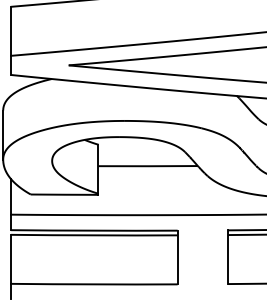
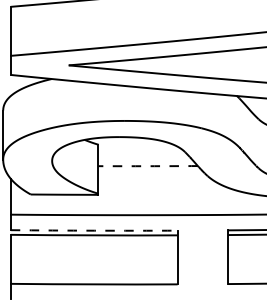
line: solid -> dashed (148, 166)
arc: solid -> dashed (94, 230)
